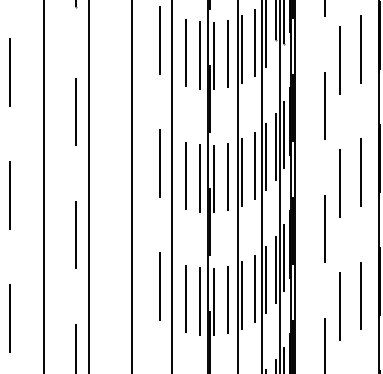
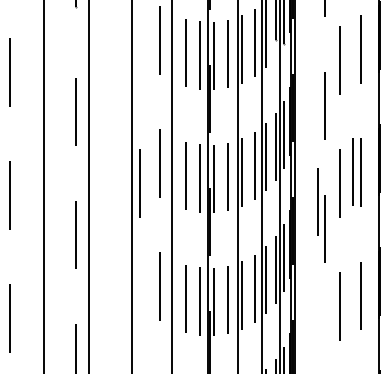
line: none -> present (352, 171)
line: none -> present (139, 183)
line: none -> present (317, 201)
line: present -> none (324, 344)
